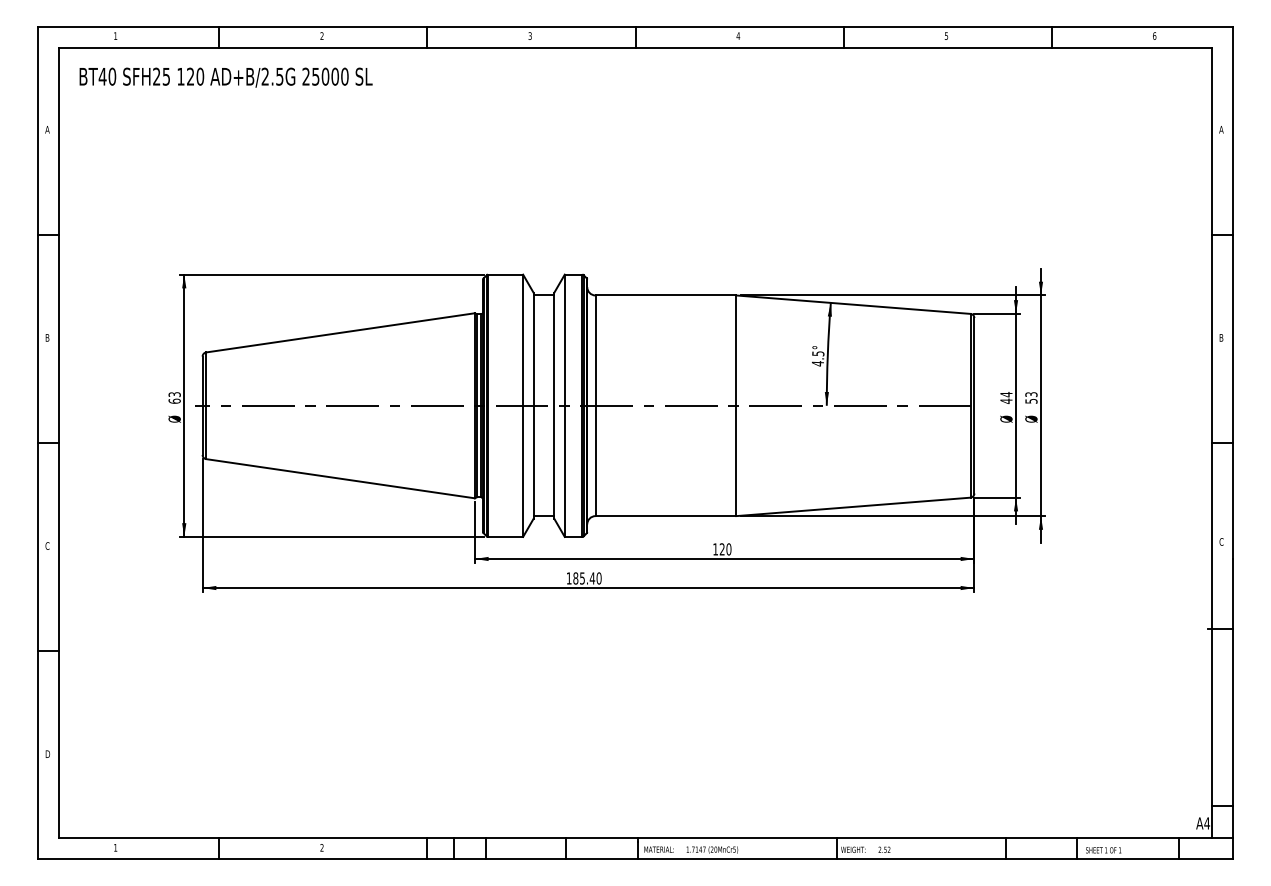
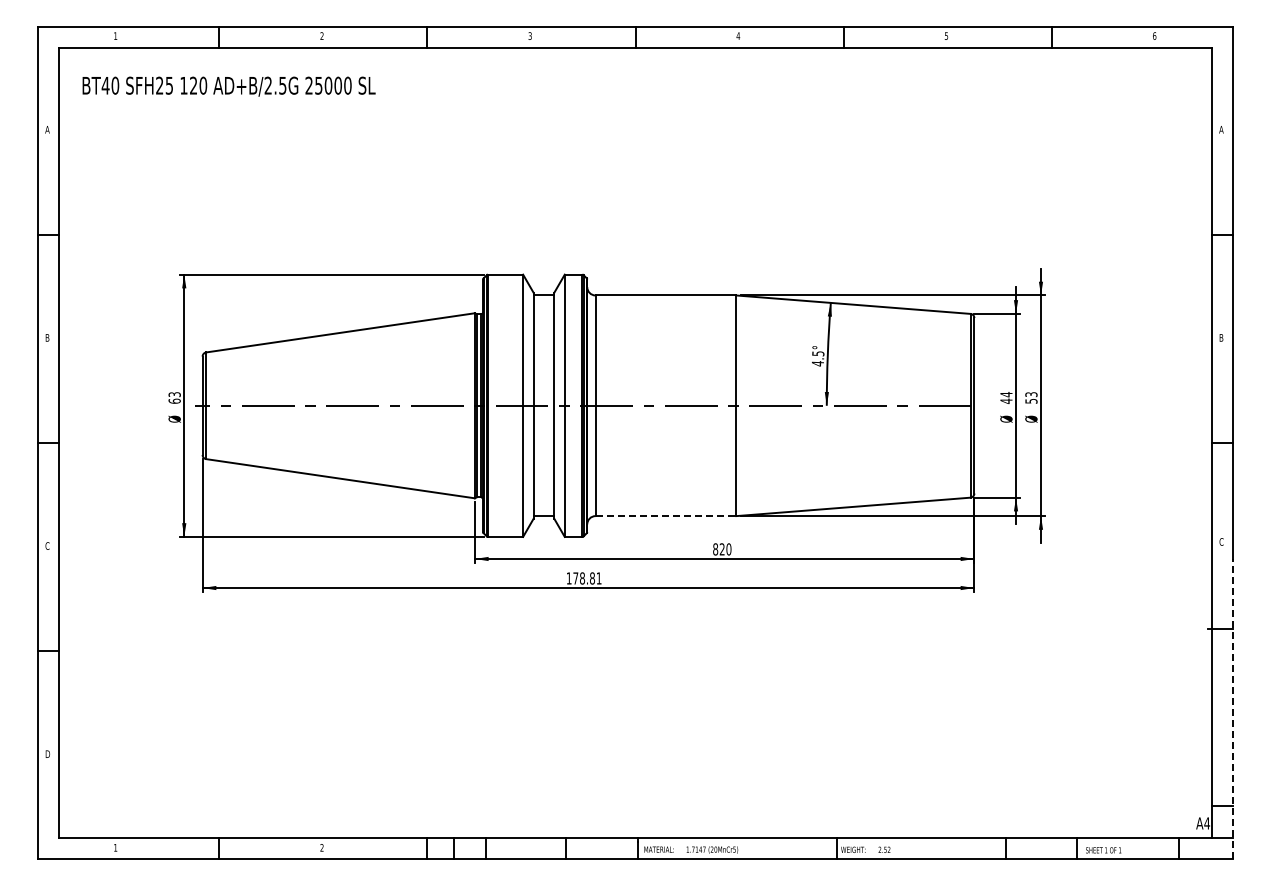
text position: (225, 77) -> (228, 86) (228, 86)
line: solid -> dashed (666, 516)
text: 120 -> 820 (715, 549)
text: 185.40 -> 178.81 (587, 578)
line: solid -> dashed (1232, 708)
